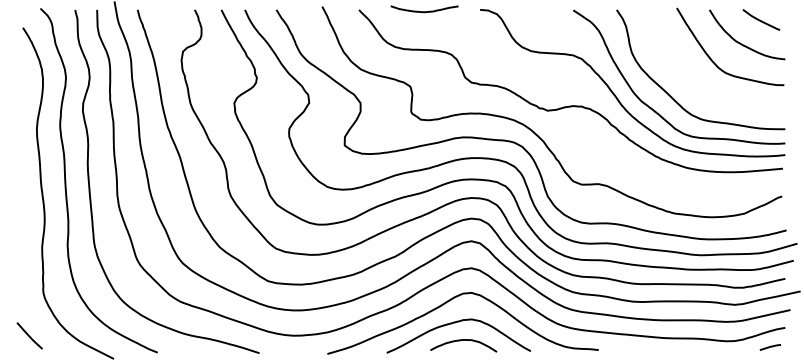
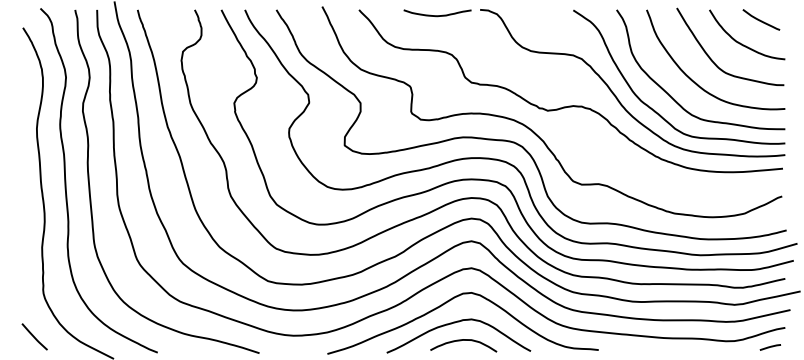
curve position: (424, 11) -> (437, 15) (437, 15)
curve: none -> present (696, 82)
line position: (29, 335) -> (34, 336) (34, 336)
